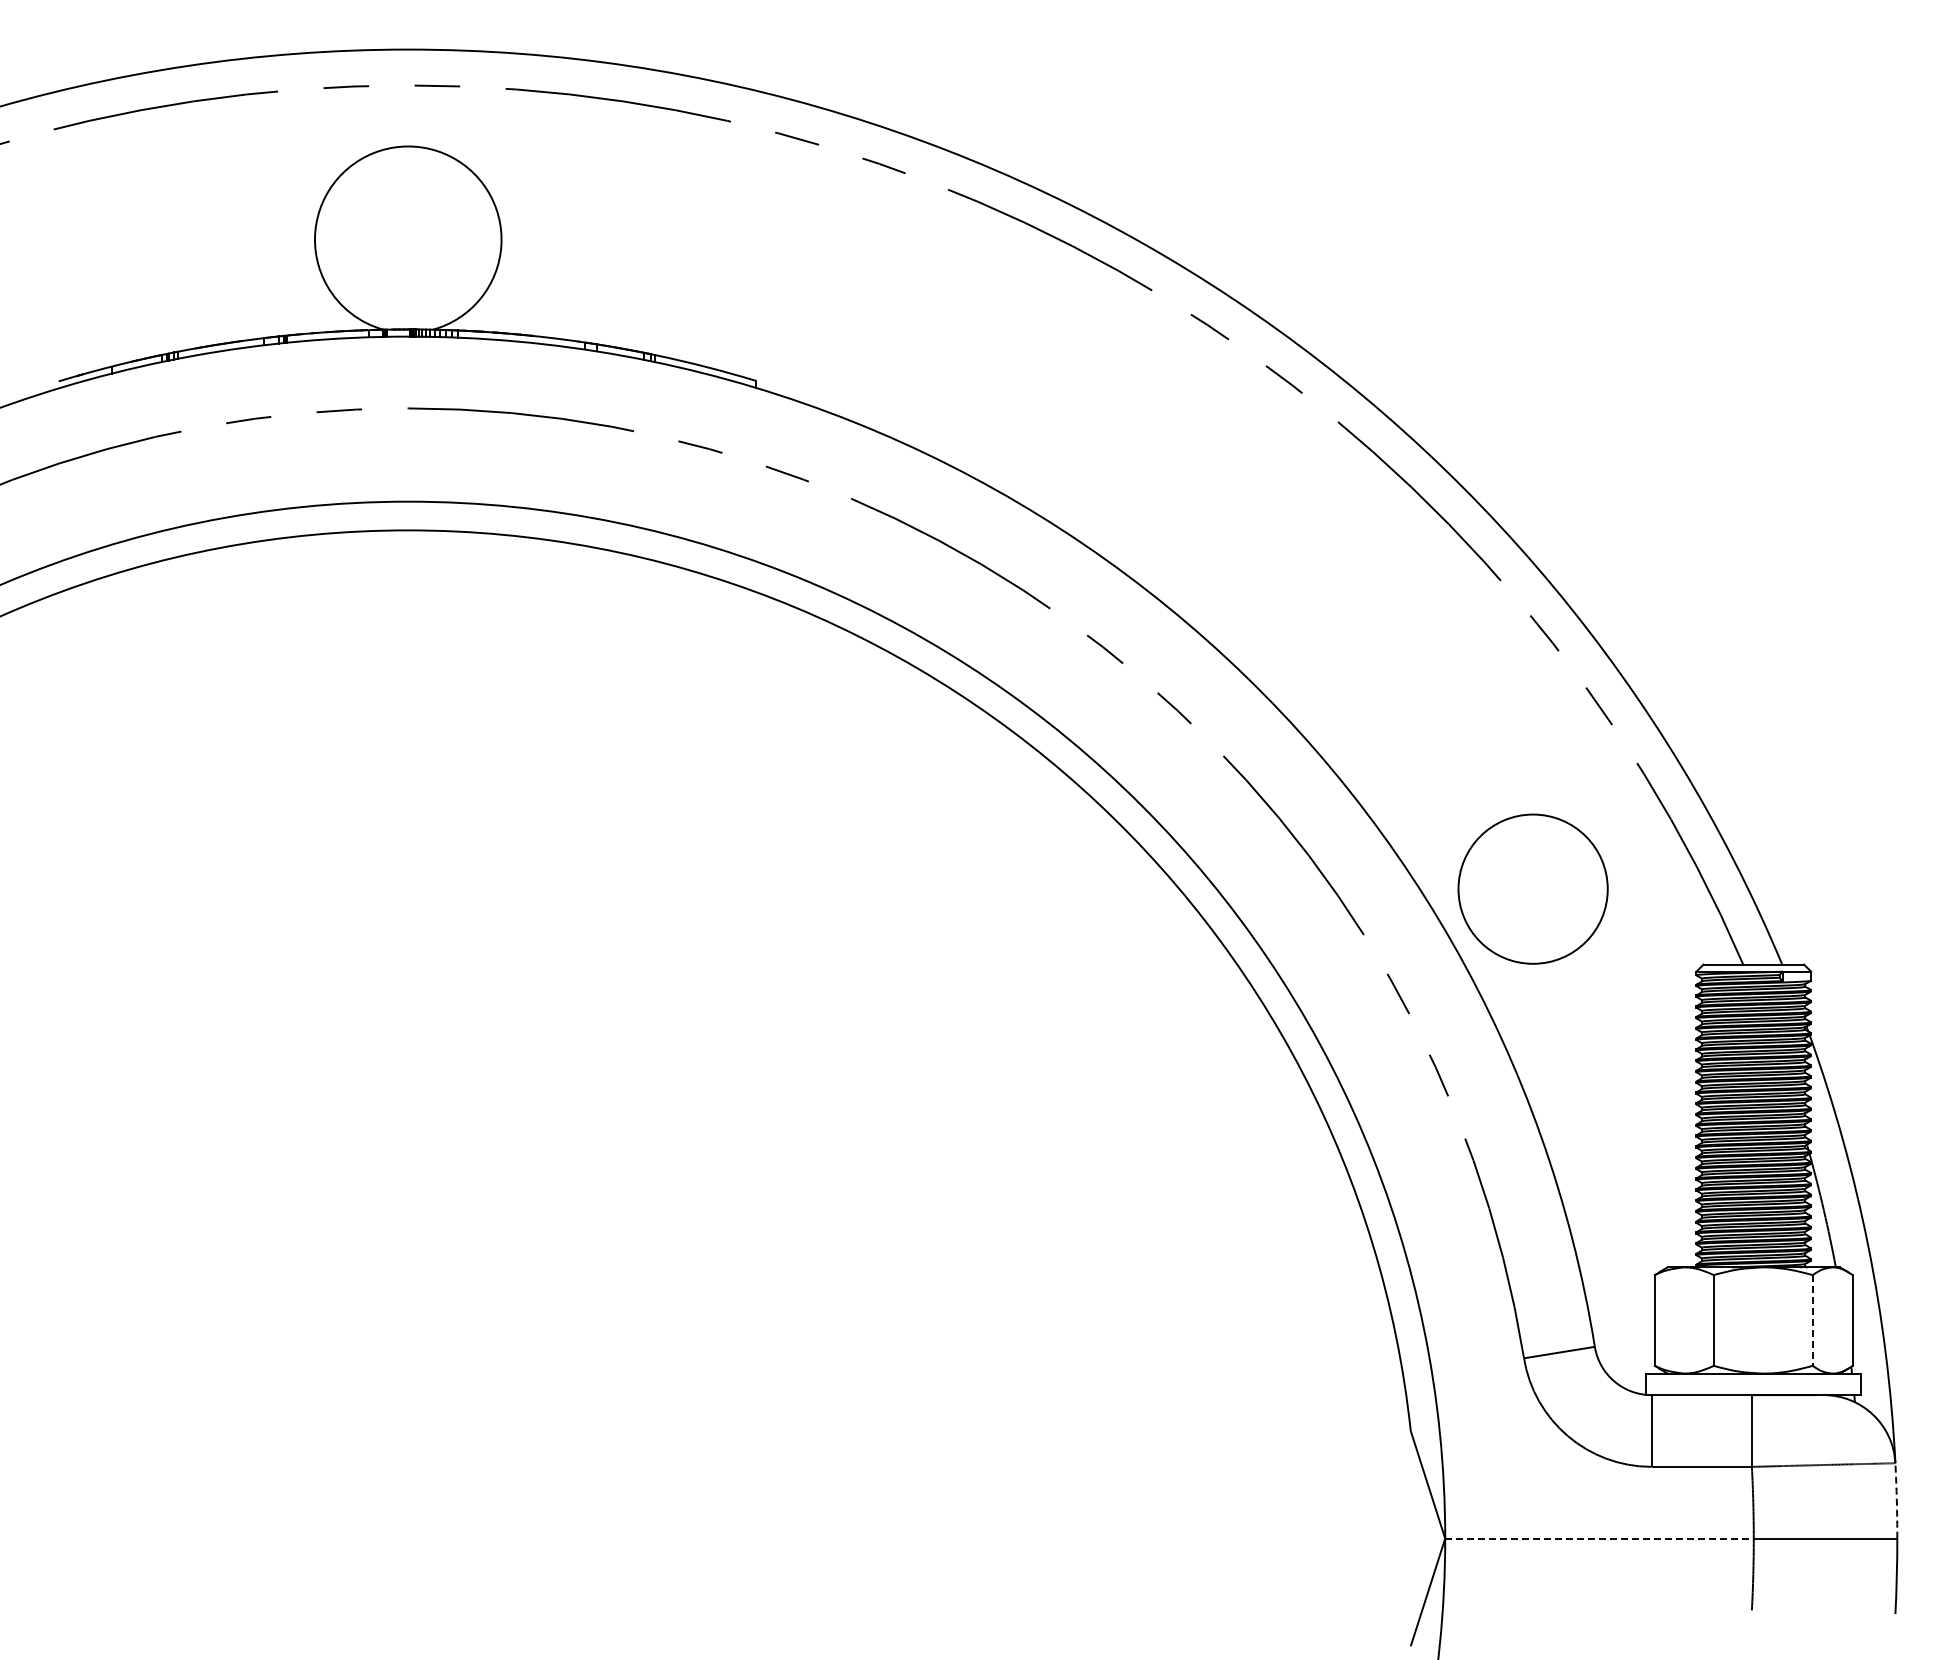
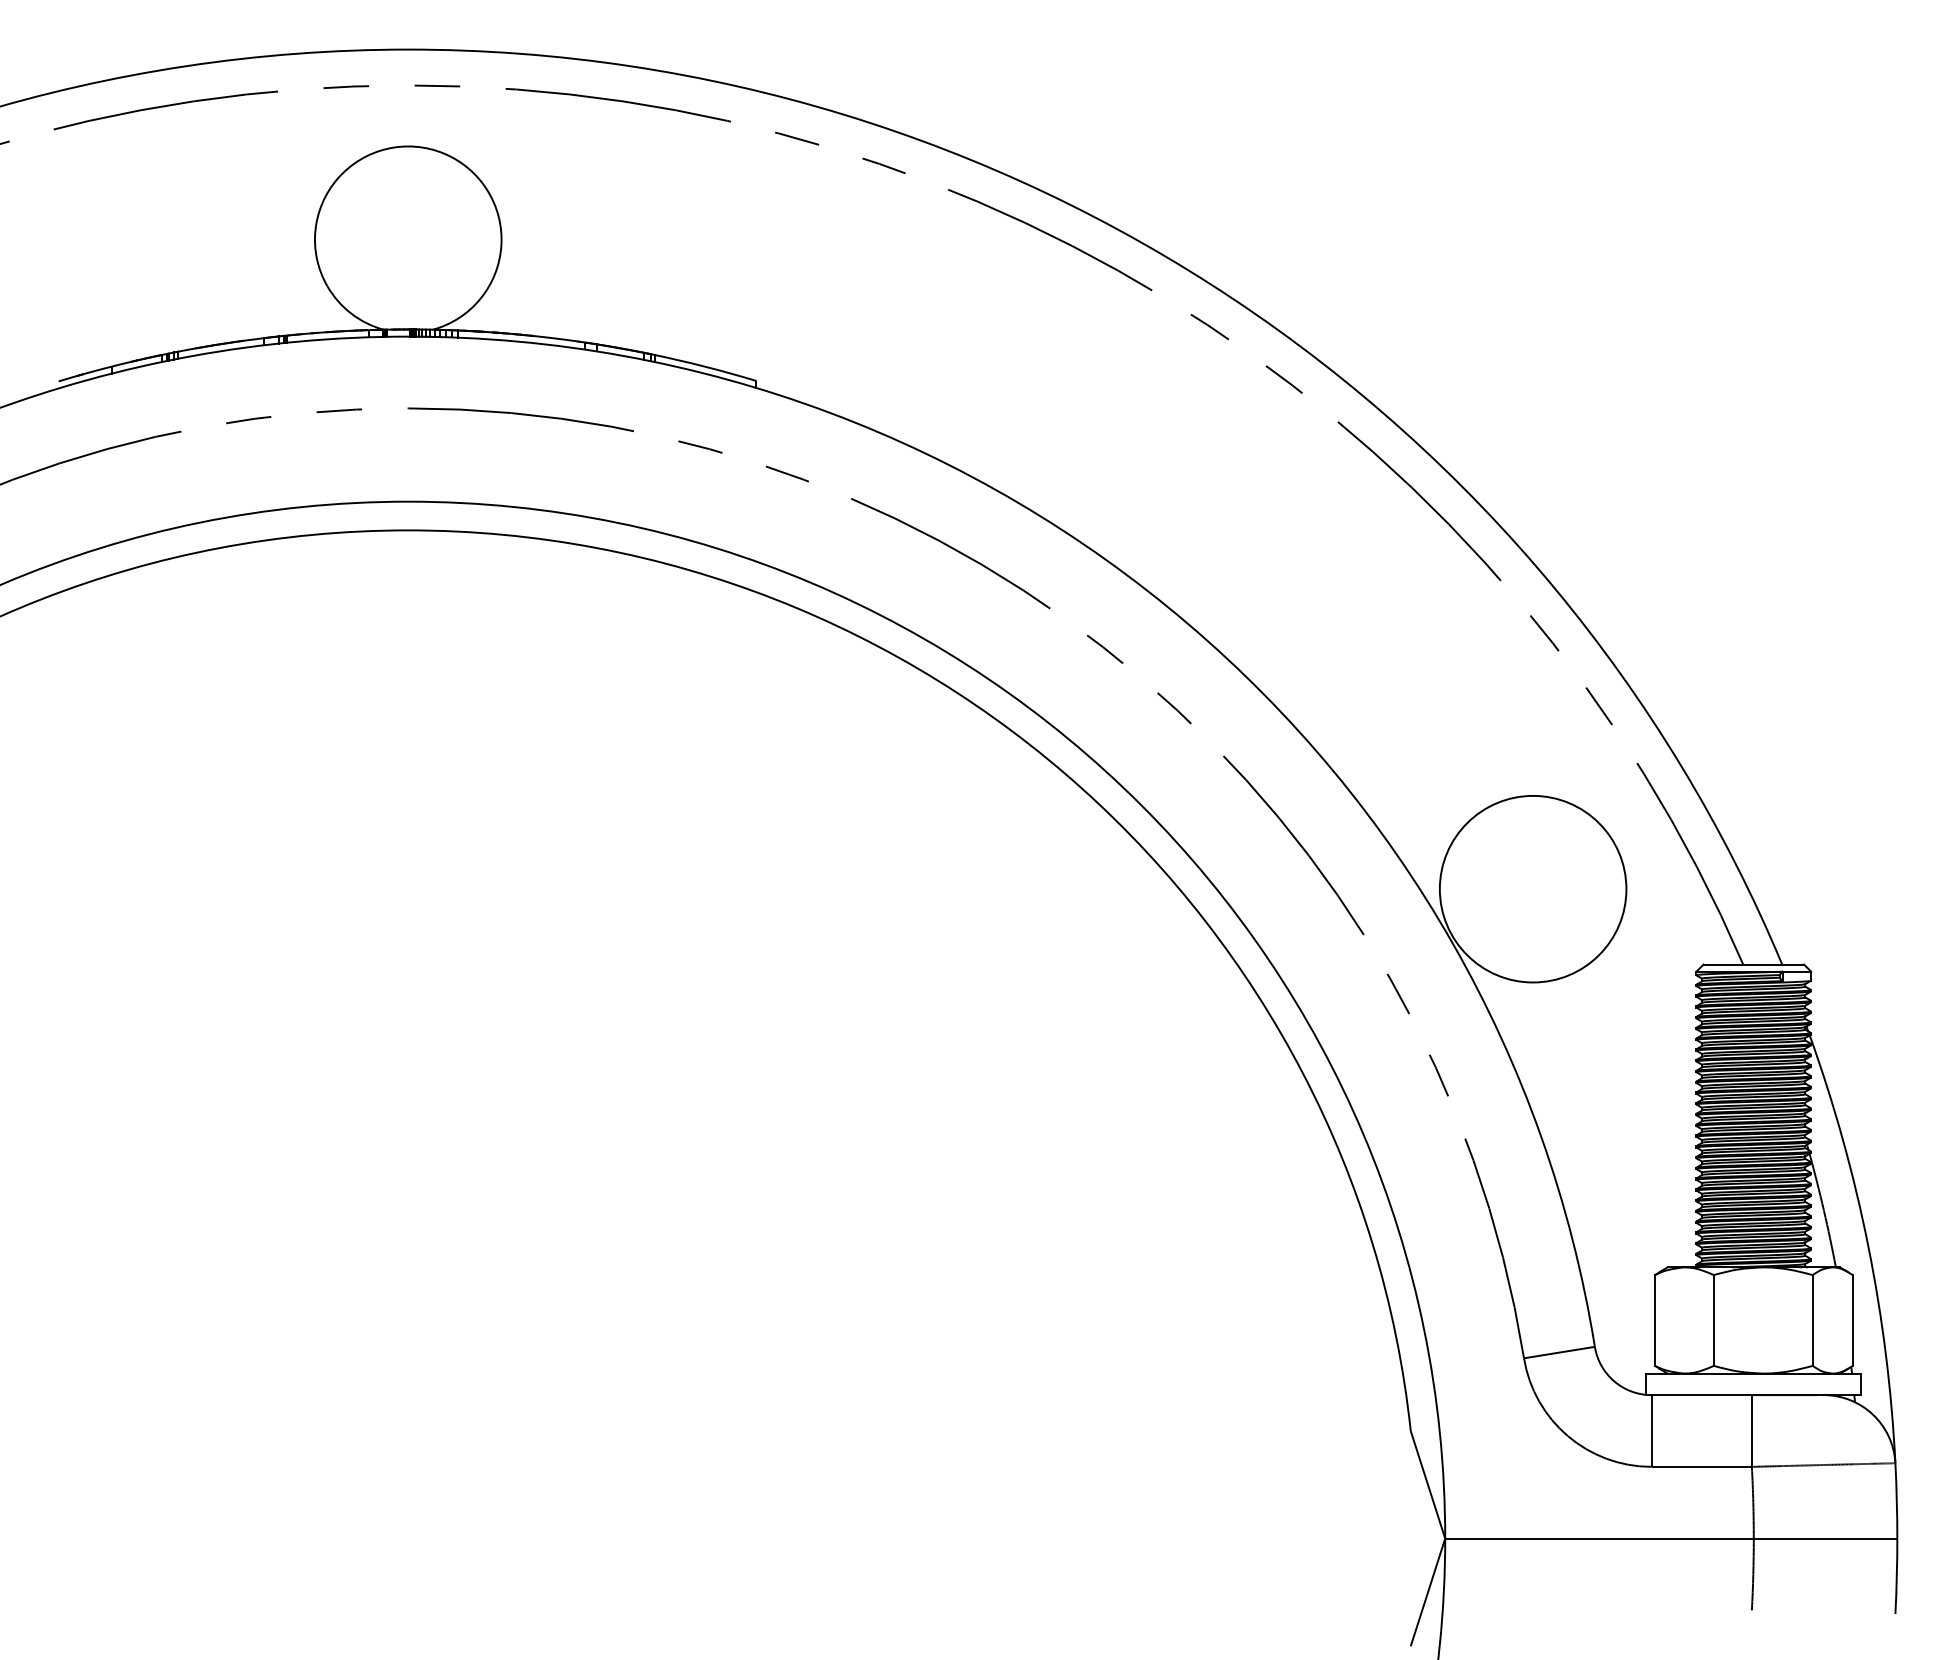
circle diameter: 149 px -> 187 px (1532, 888)
line: dashed -> solid (1812, 1320)
arc: dashed -> solid (1896, 1500)
line: dashed -> solid (1600, 1538)
